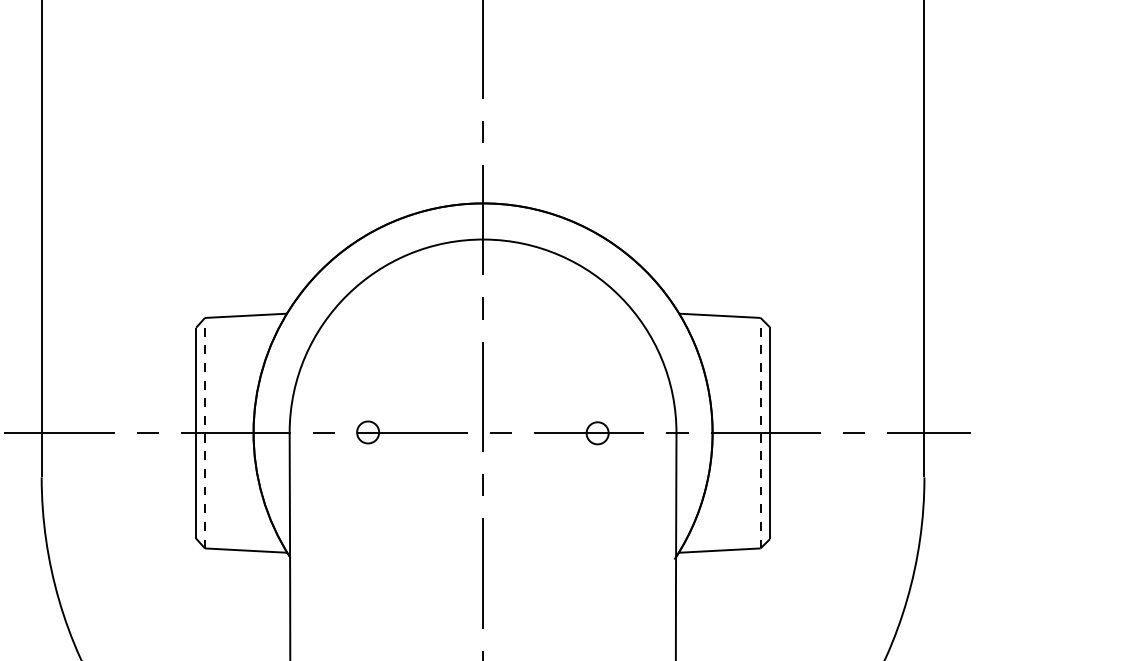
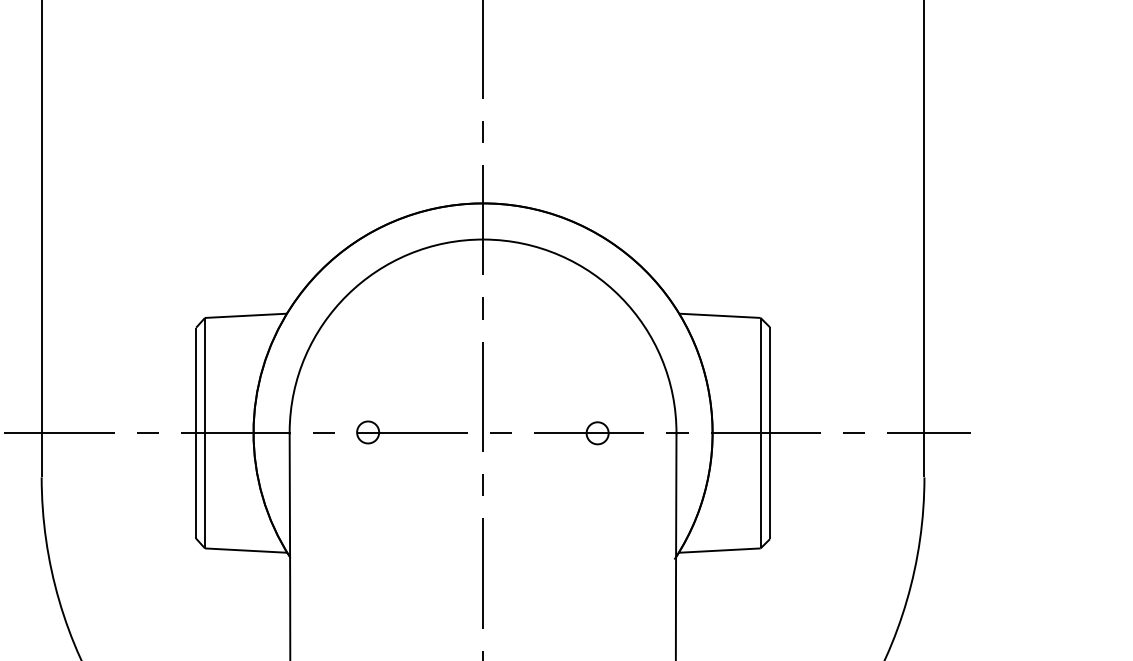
line: dashed -> solid (205, 432)
line: dashed -> solid (760, 432)
